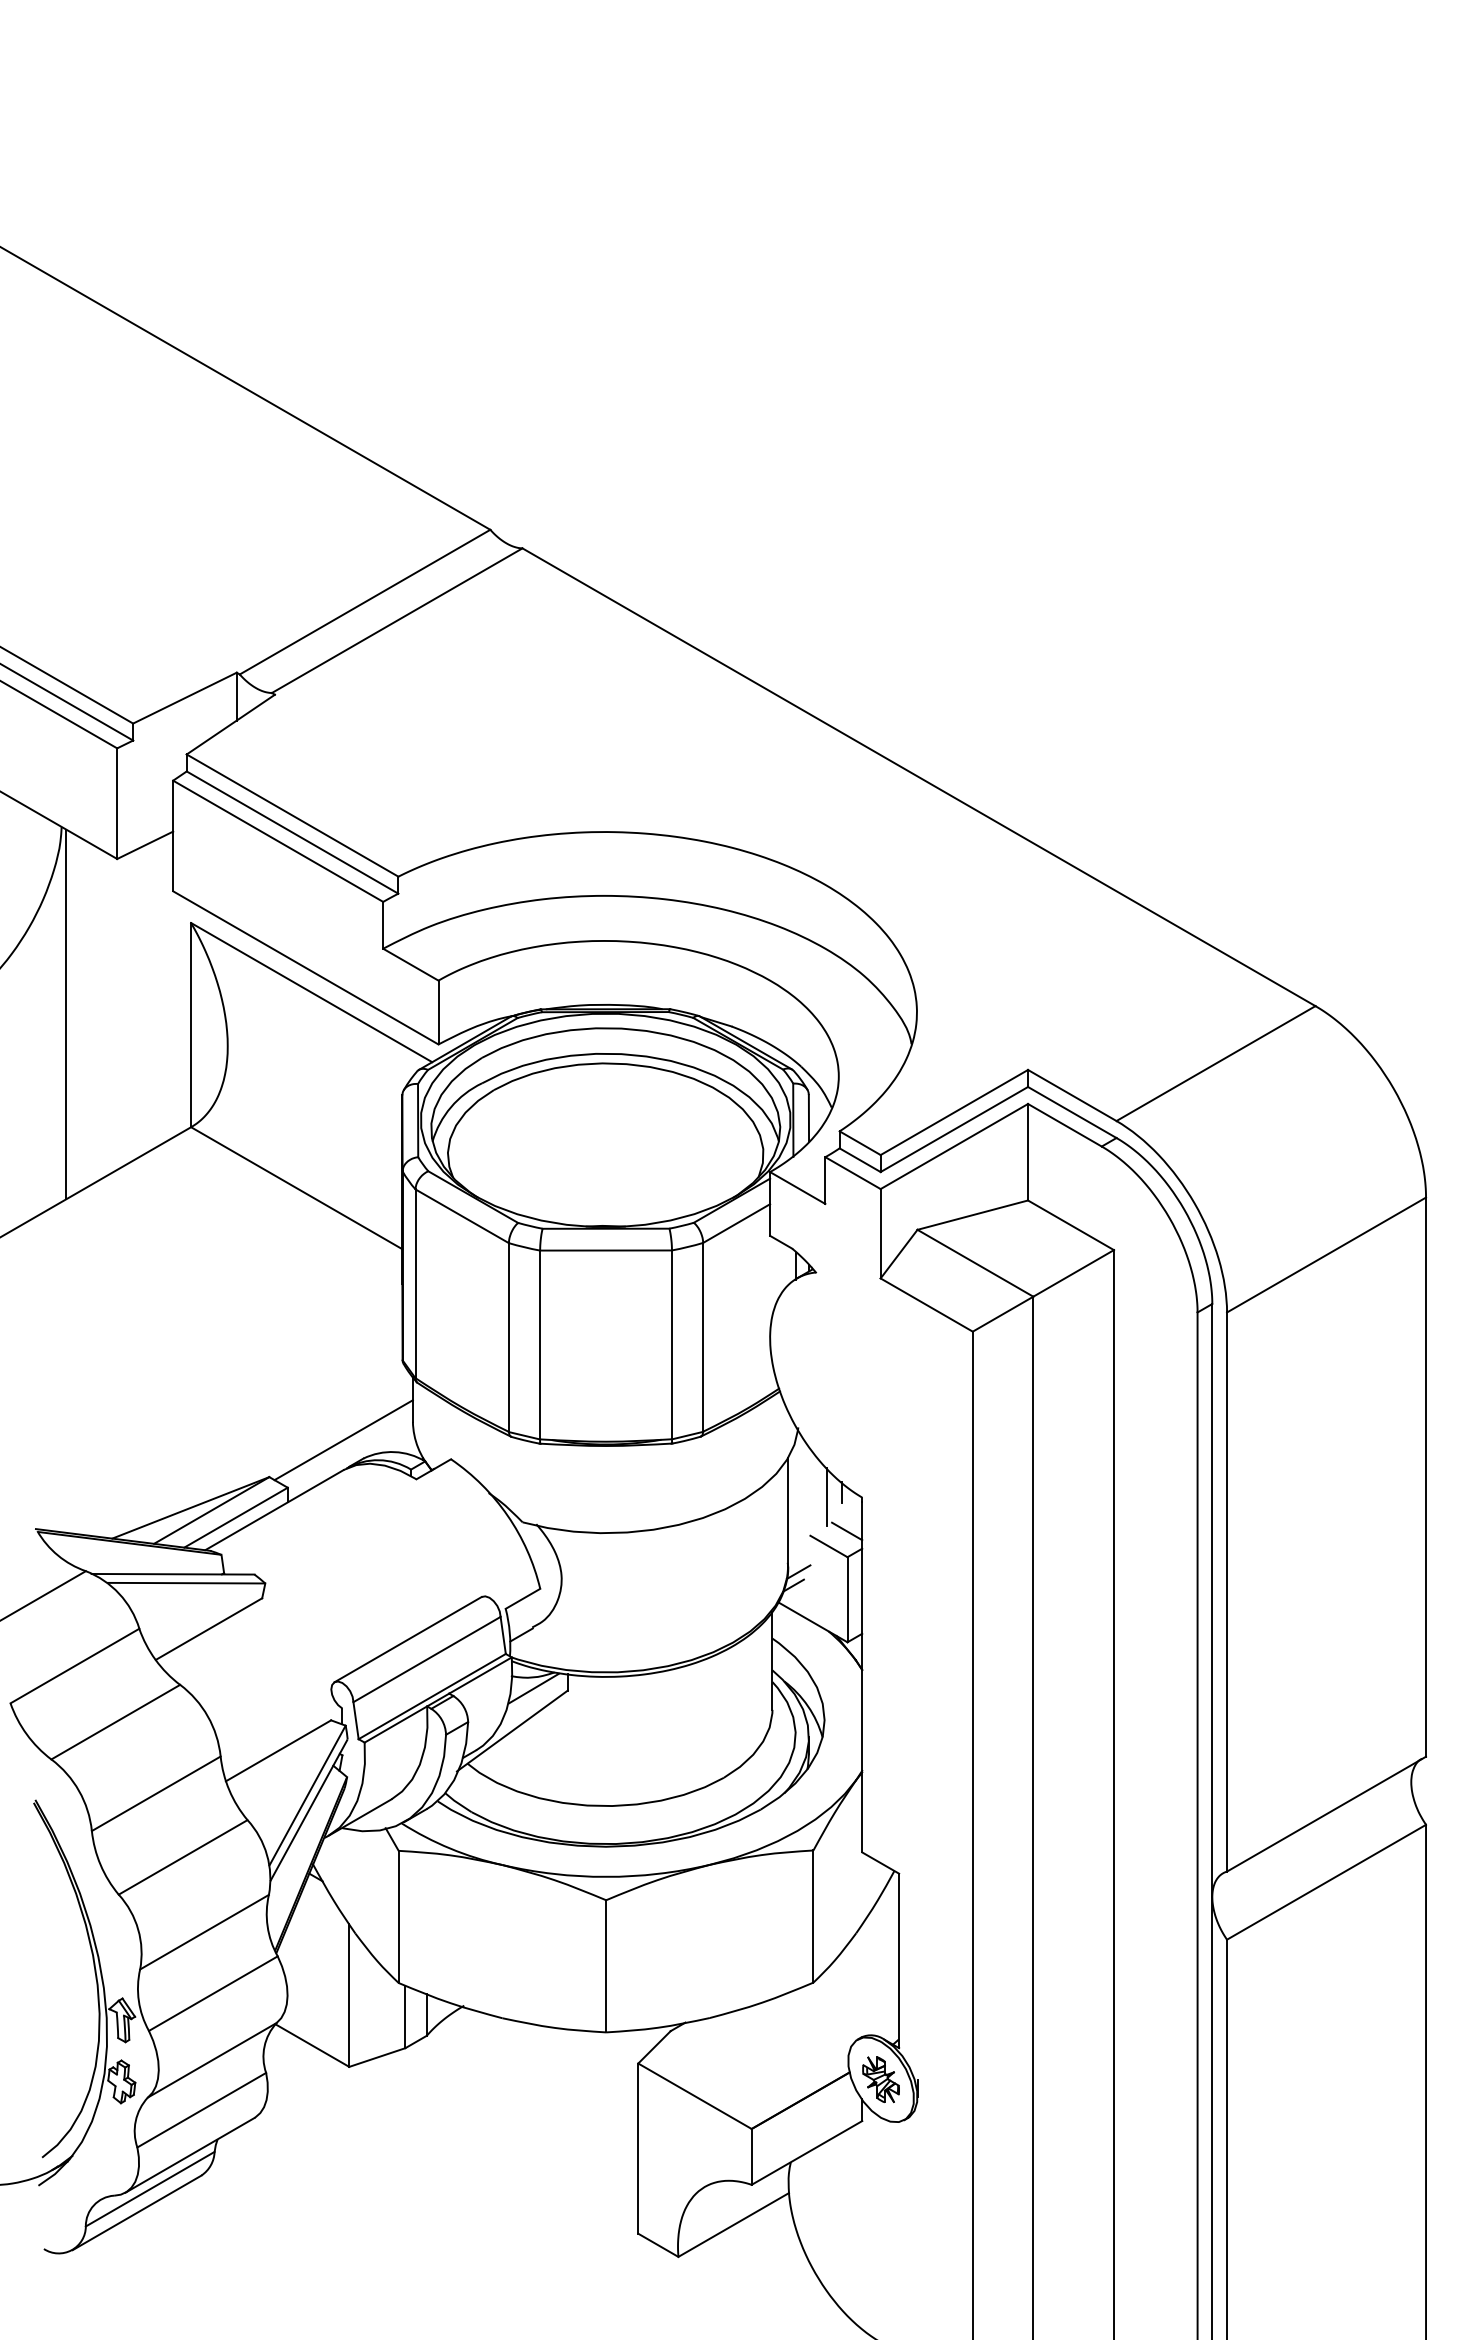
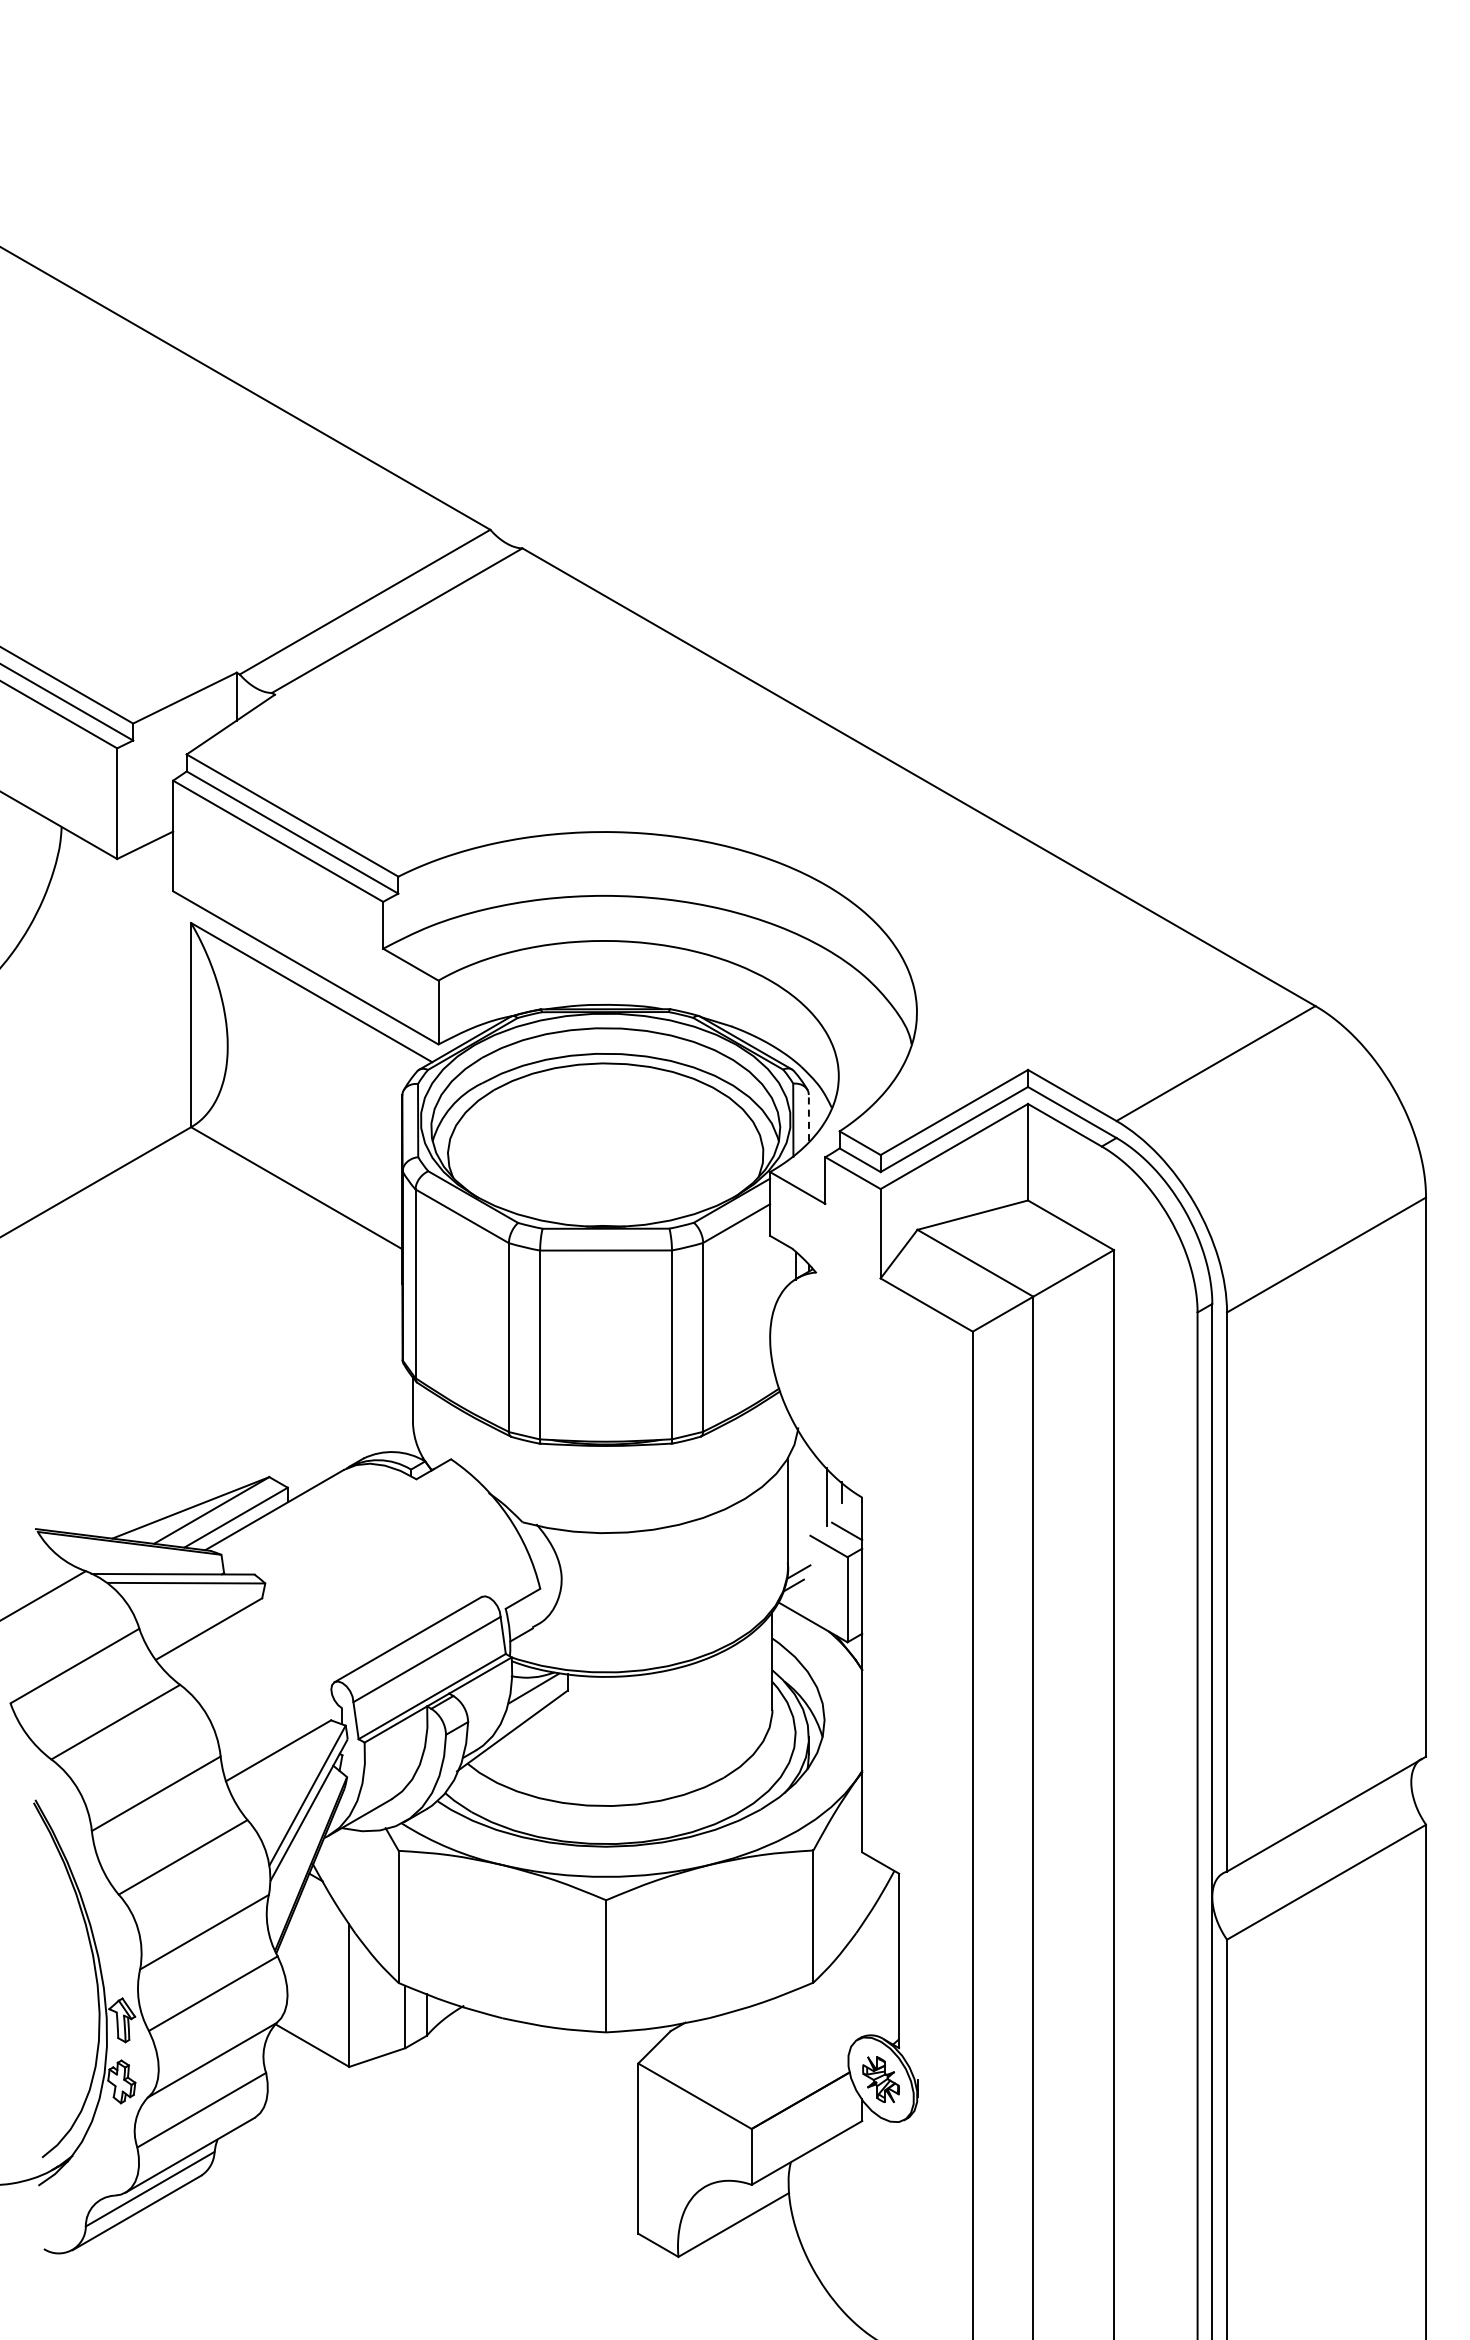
line: present -> none (66, 1014)
line: solid -> dashed (808, 1117)
line: present -> none (343, 1440)
